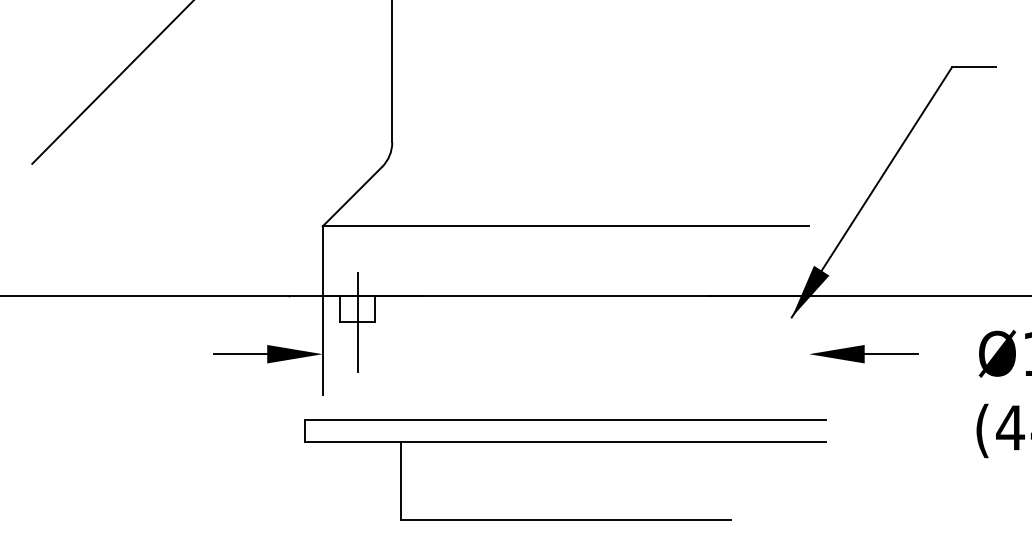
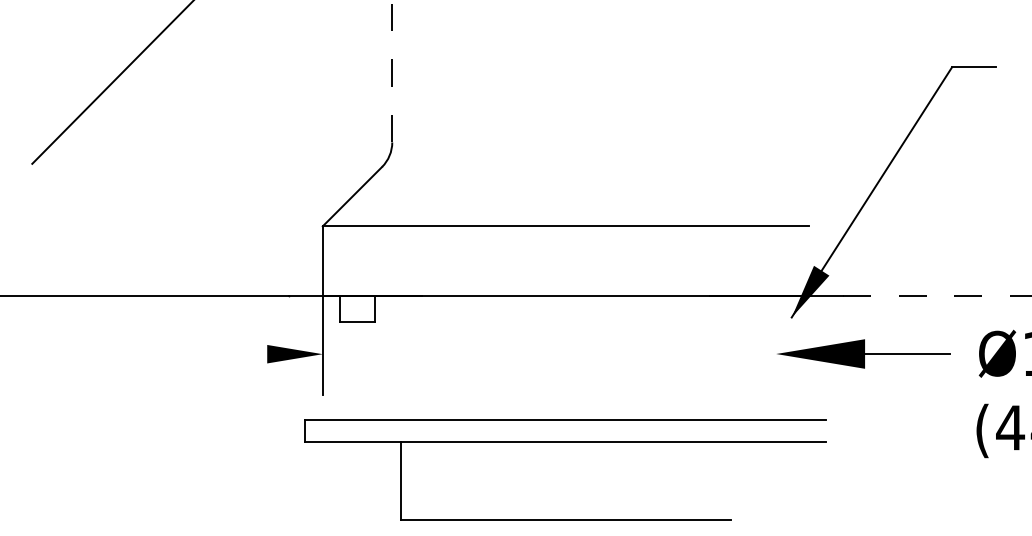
line: solid -> dashed (392, 71)
line: solid -> dashed (937, 295)
line: present -> none (357, 322)
line: present -> none (240, 354)
part size: 110x19 px -> 174x30 px (863, 353)
